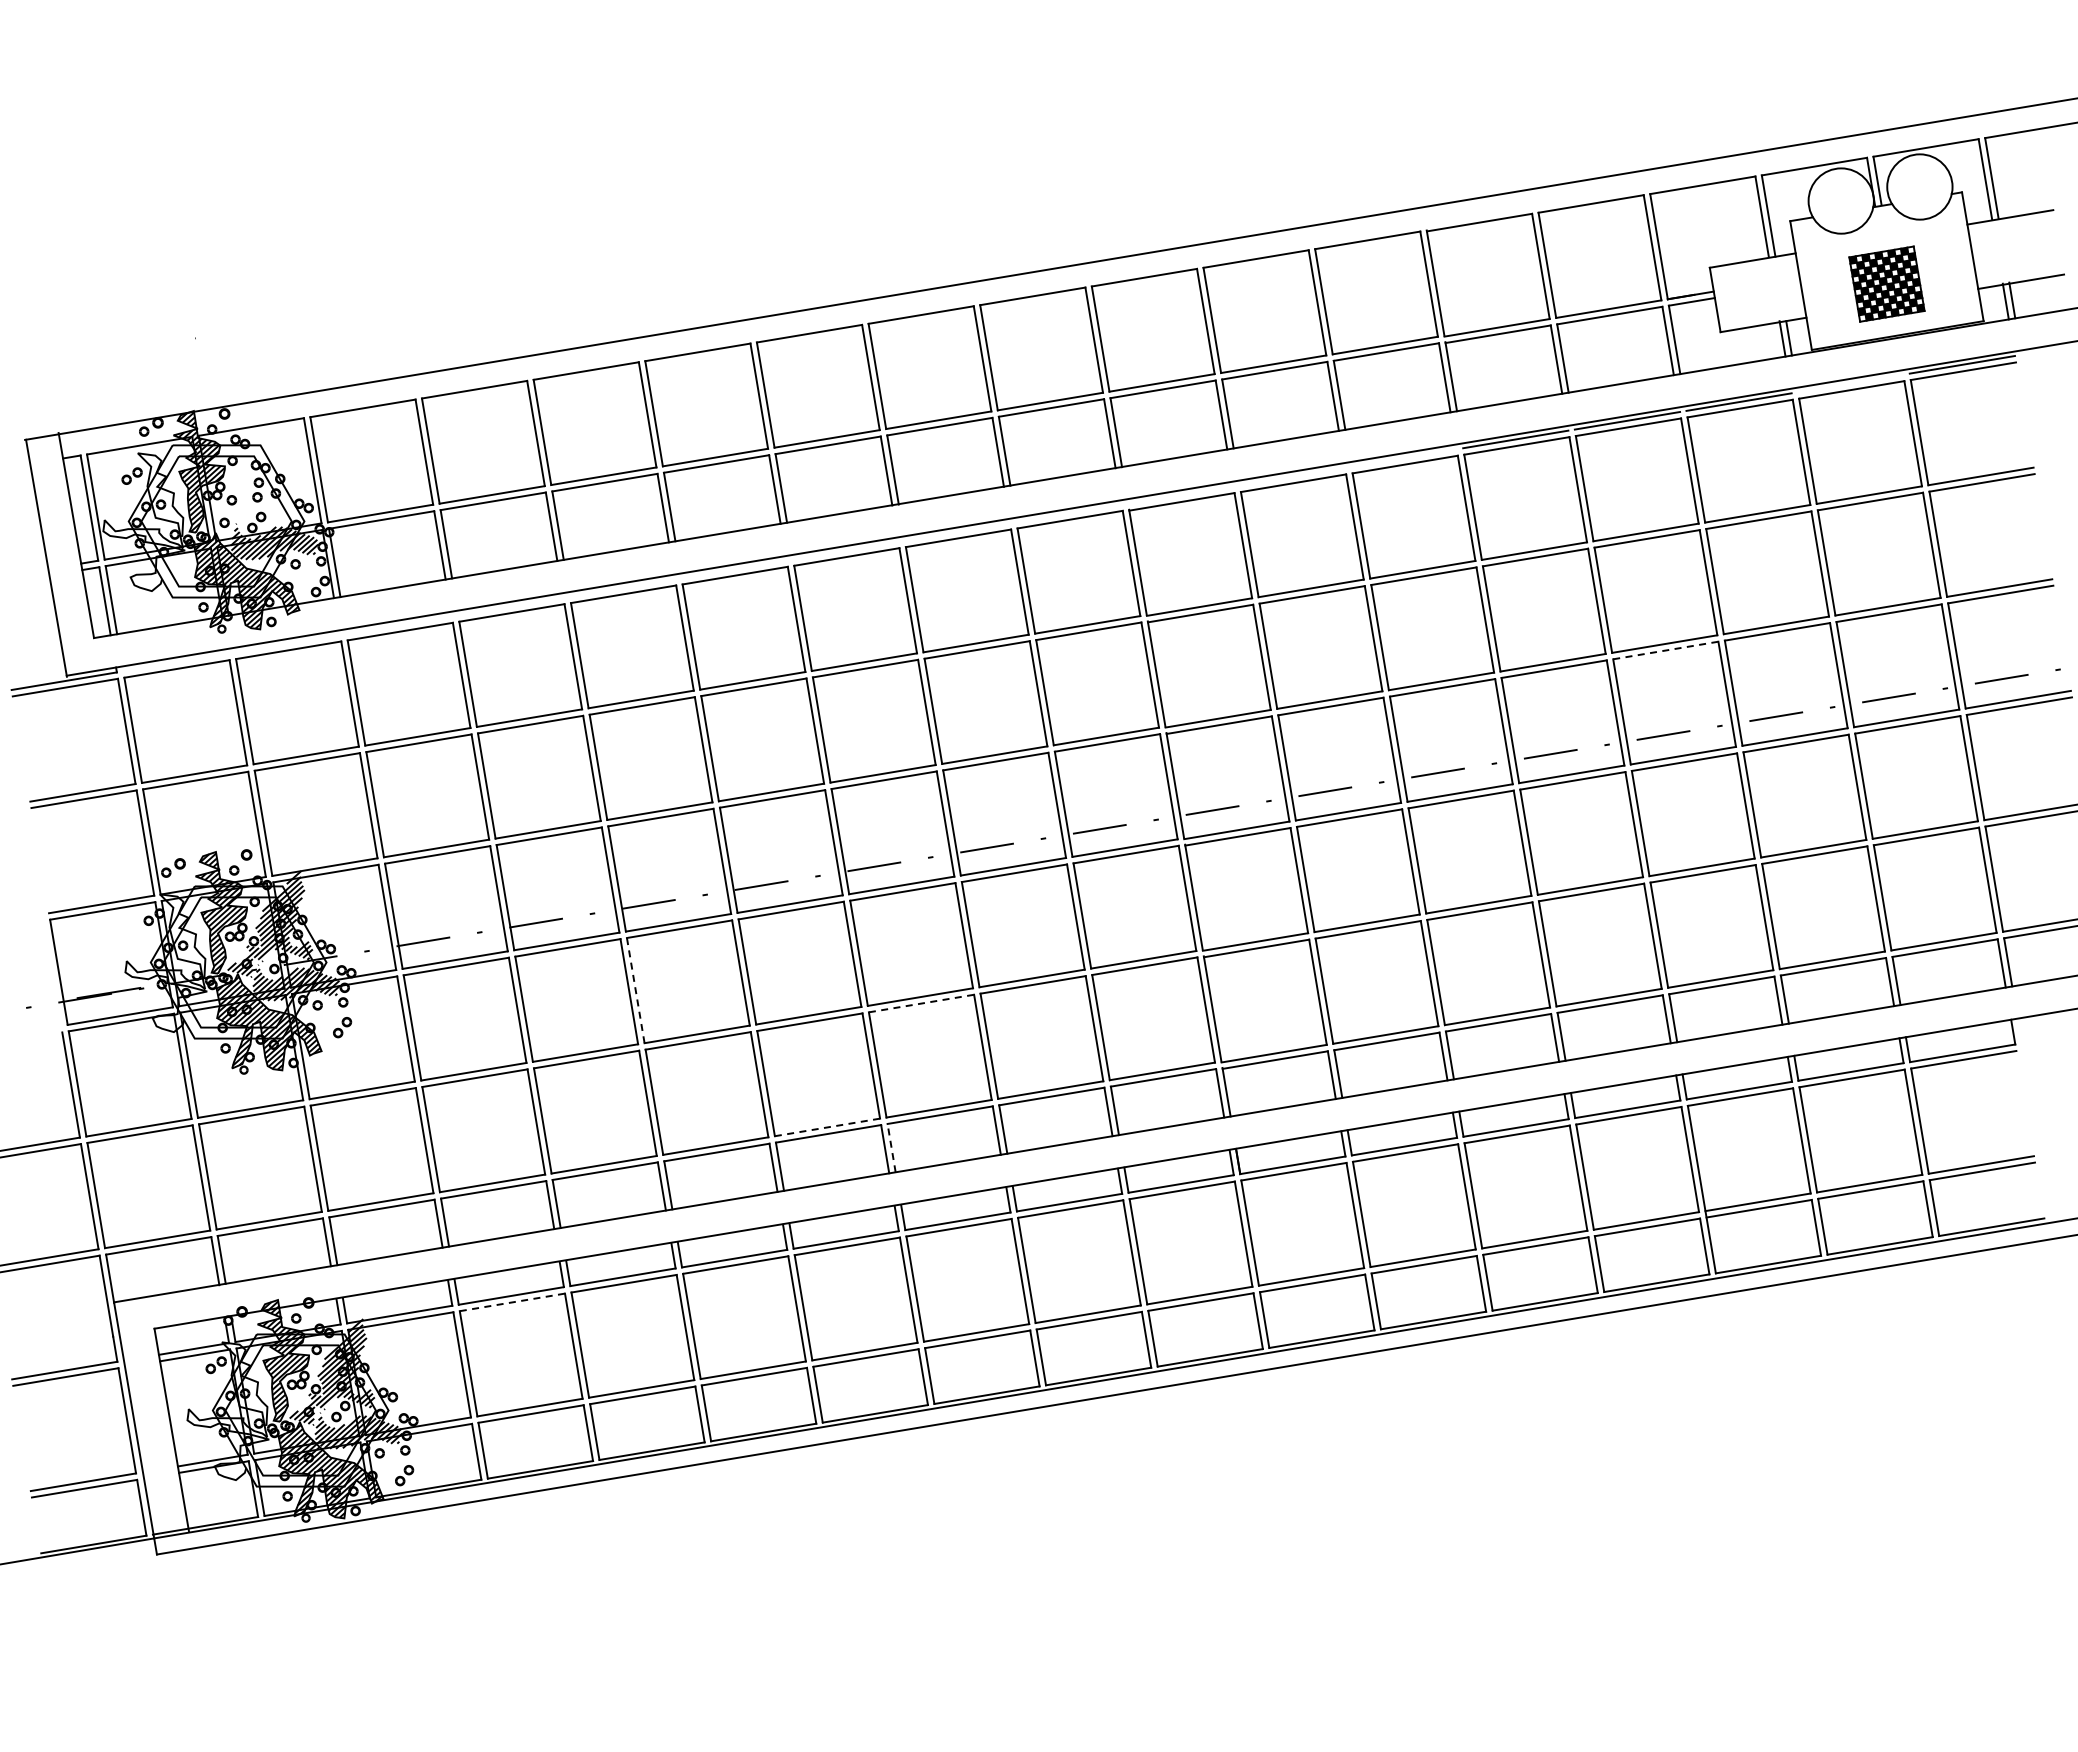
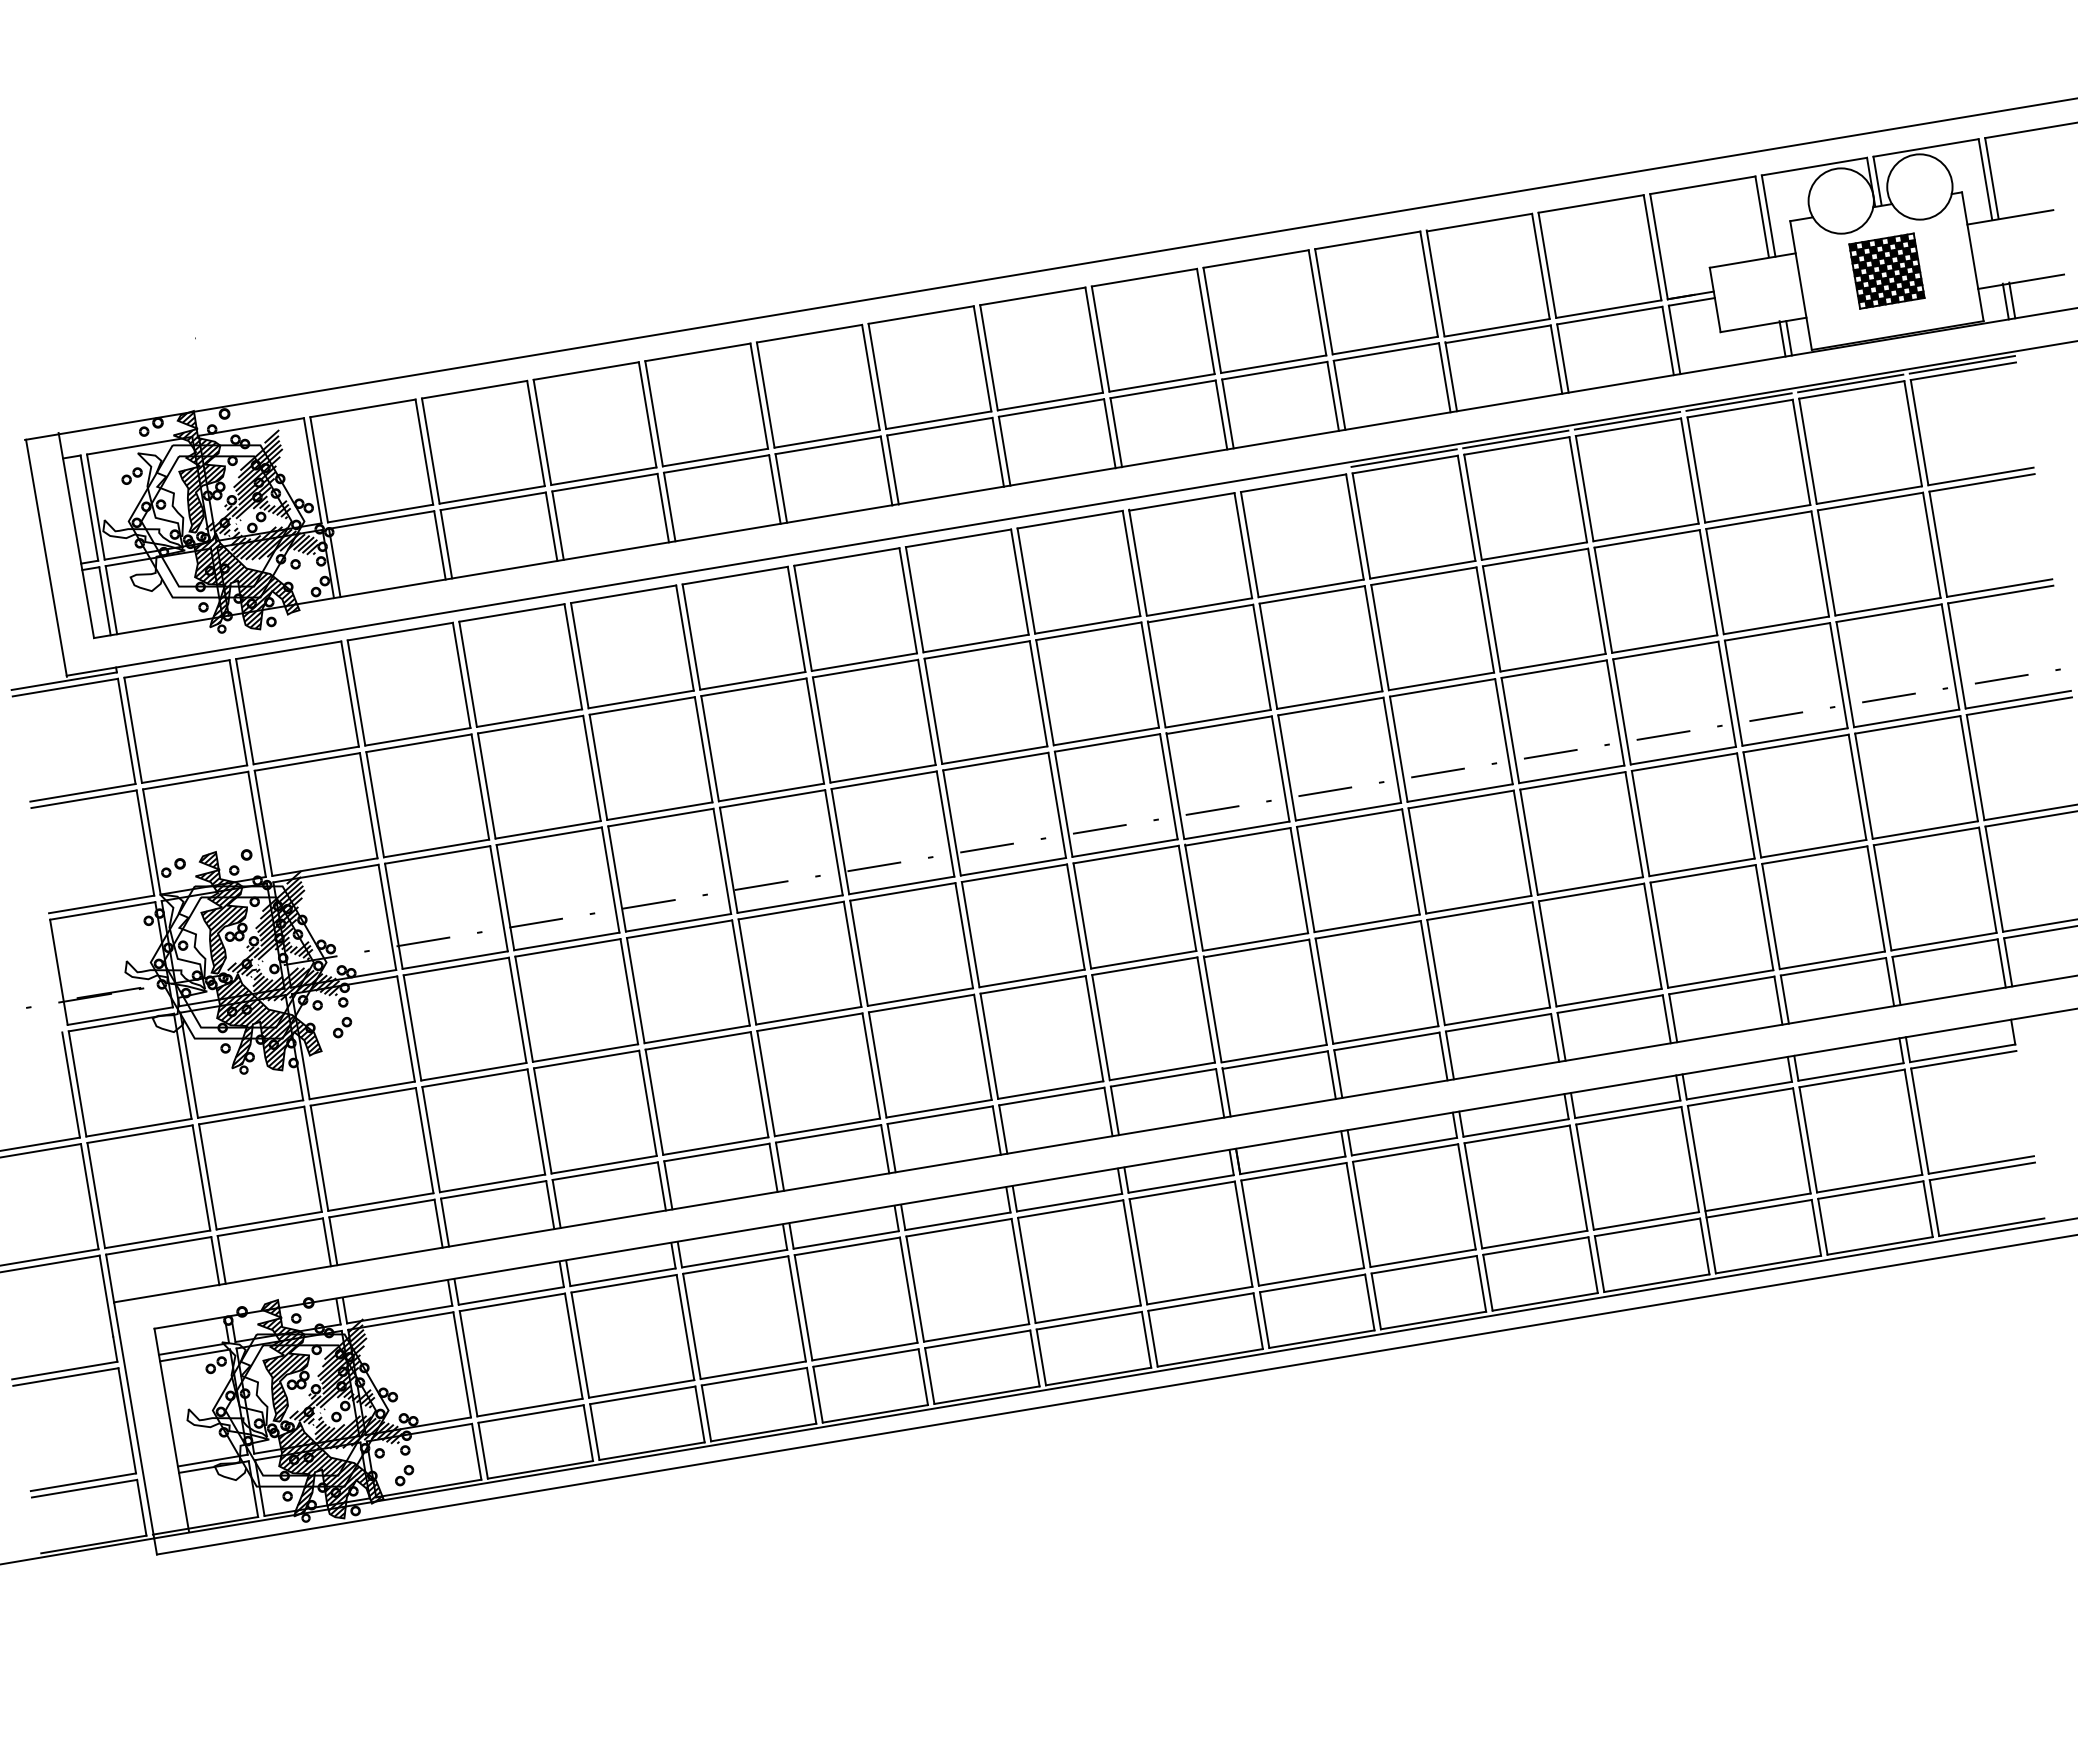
part position: (1886, 283) -> (1886, 270) (1886, 270)
line: none -> present (1850, 383)
line: none -> present (1403, 457)
hatch: none -> present (247, 483)
line: dashed -> solid (1666, 650)
line: dashed -> solid (635, 990)
line: dashed -> solid (922, 1003)
line: dashed -> solid (827, 1127)
line: dashed -> solid (891, 1147)
line: dashed -> solid (512, 1302)
